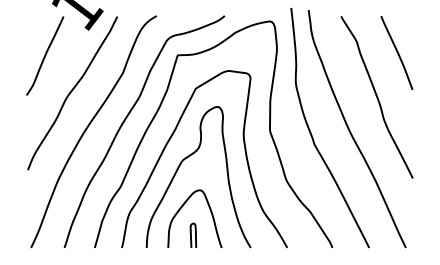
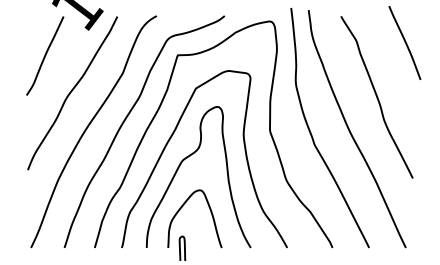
curve position: (396, 52) -> (404, 42) (404, 42)
curve position: (191, 234) -> (180, 247) (180, 247)
